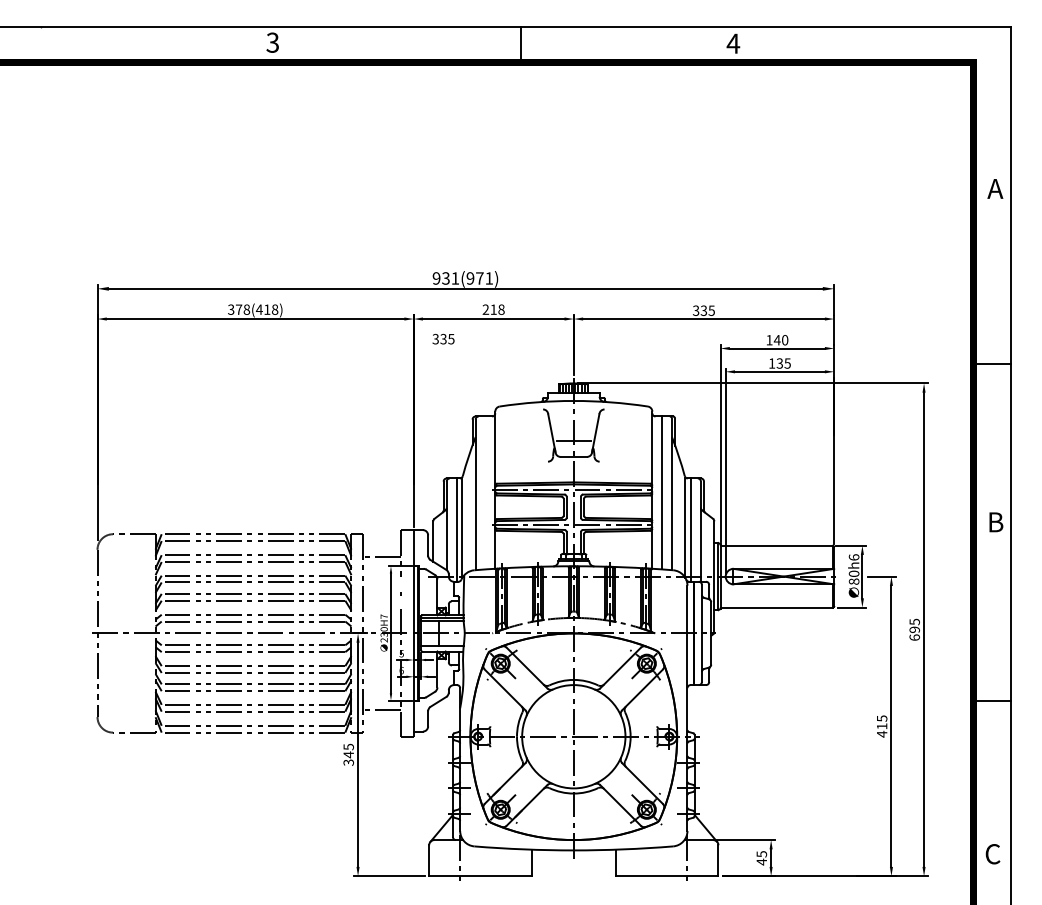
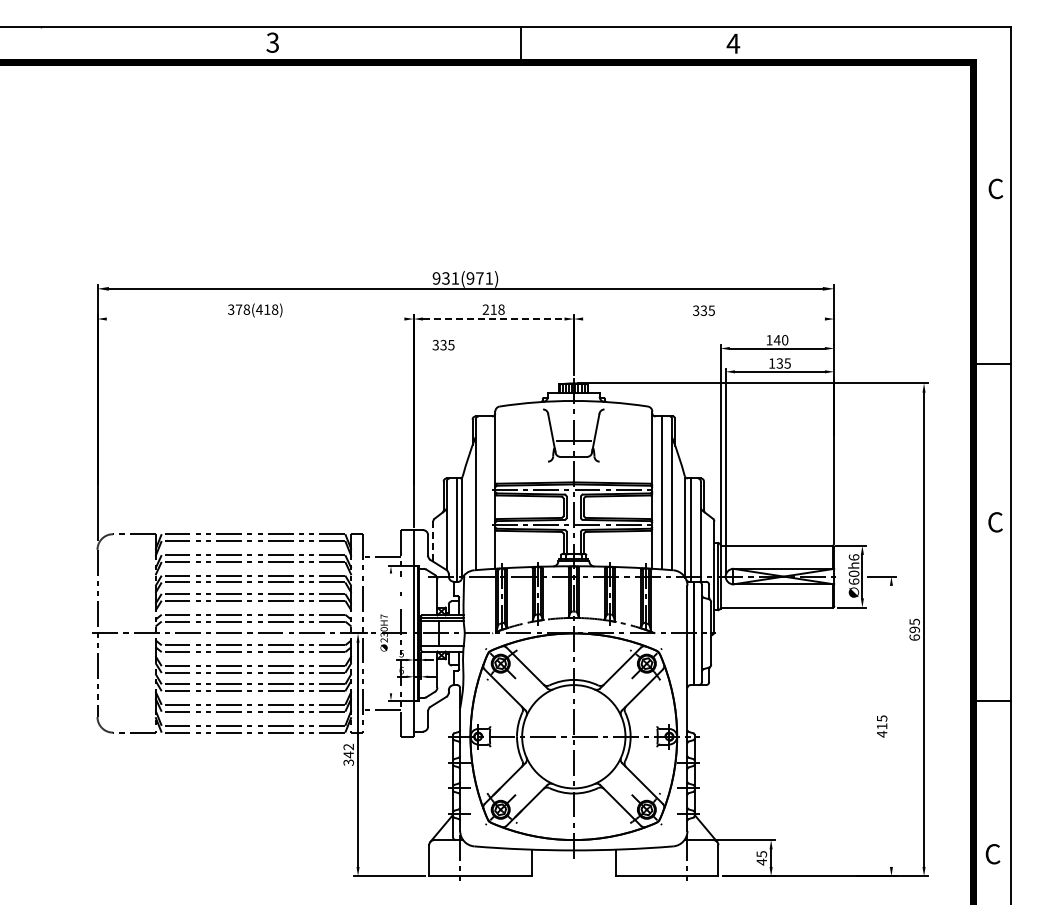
text: A -> C (995, 188)
line: present -> none (255, 319)
line: solid -> dashed (493, 319)
line: present -> none (703, 319)
text position: (443, 338) -> (443, 344) (443, 344)
text: B -> C (995, 522)
line: solid -> dashed (433, 542)
text: 80h6 -> 60h6 (853, 581)
line: present -> none (390, 633)
line: present -> none (891, 725)
text: 345 -> 342 (348, 746)
